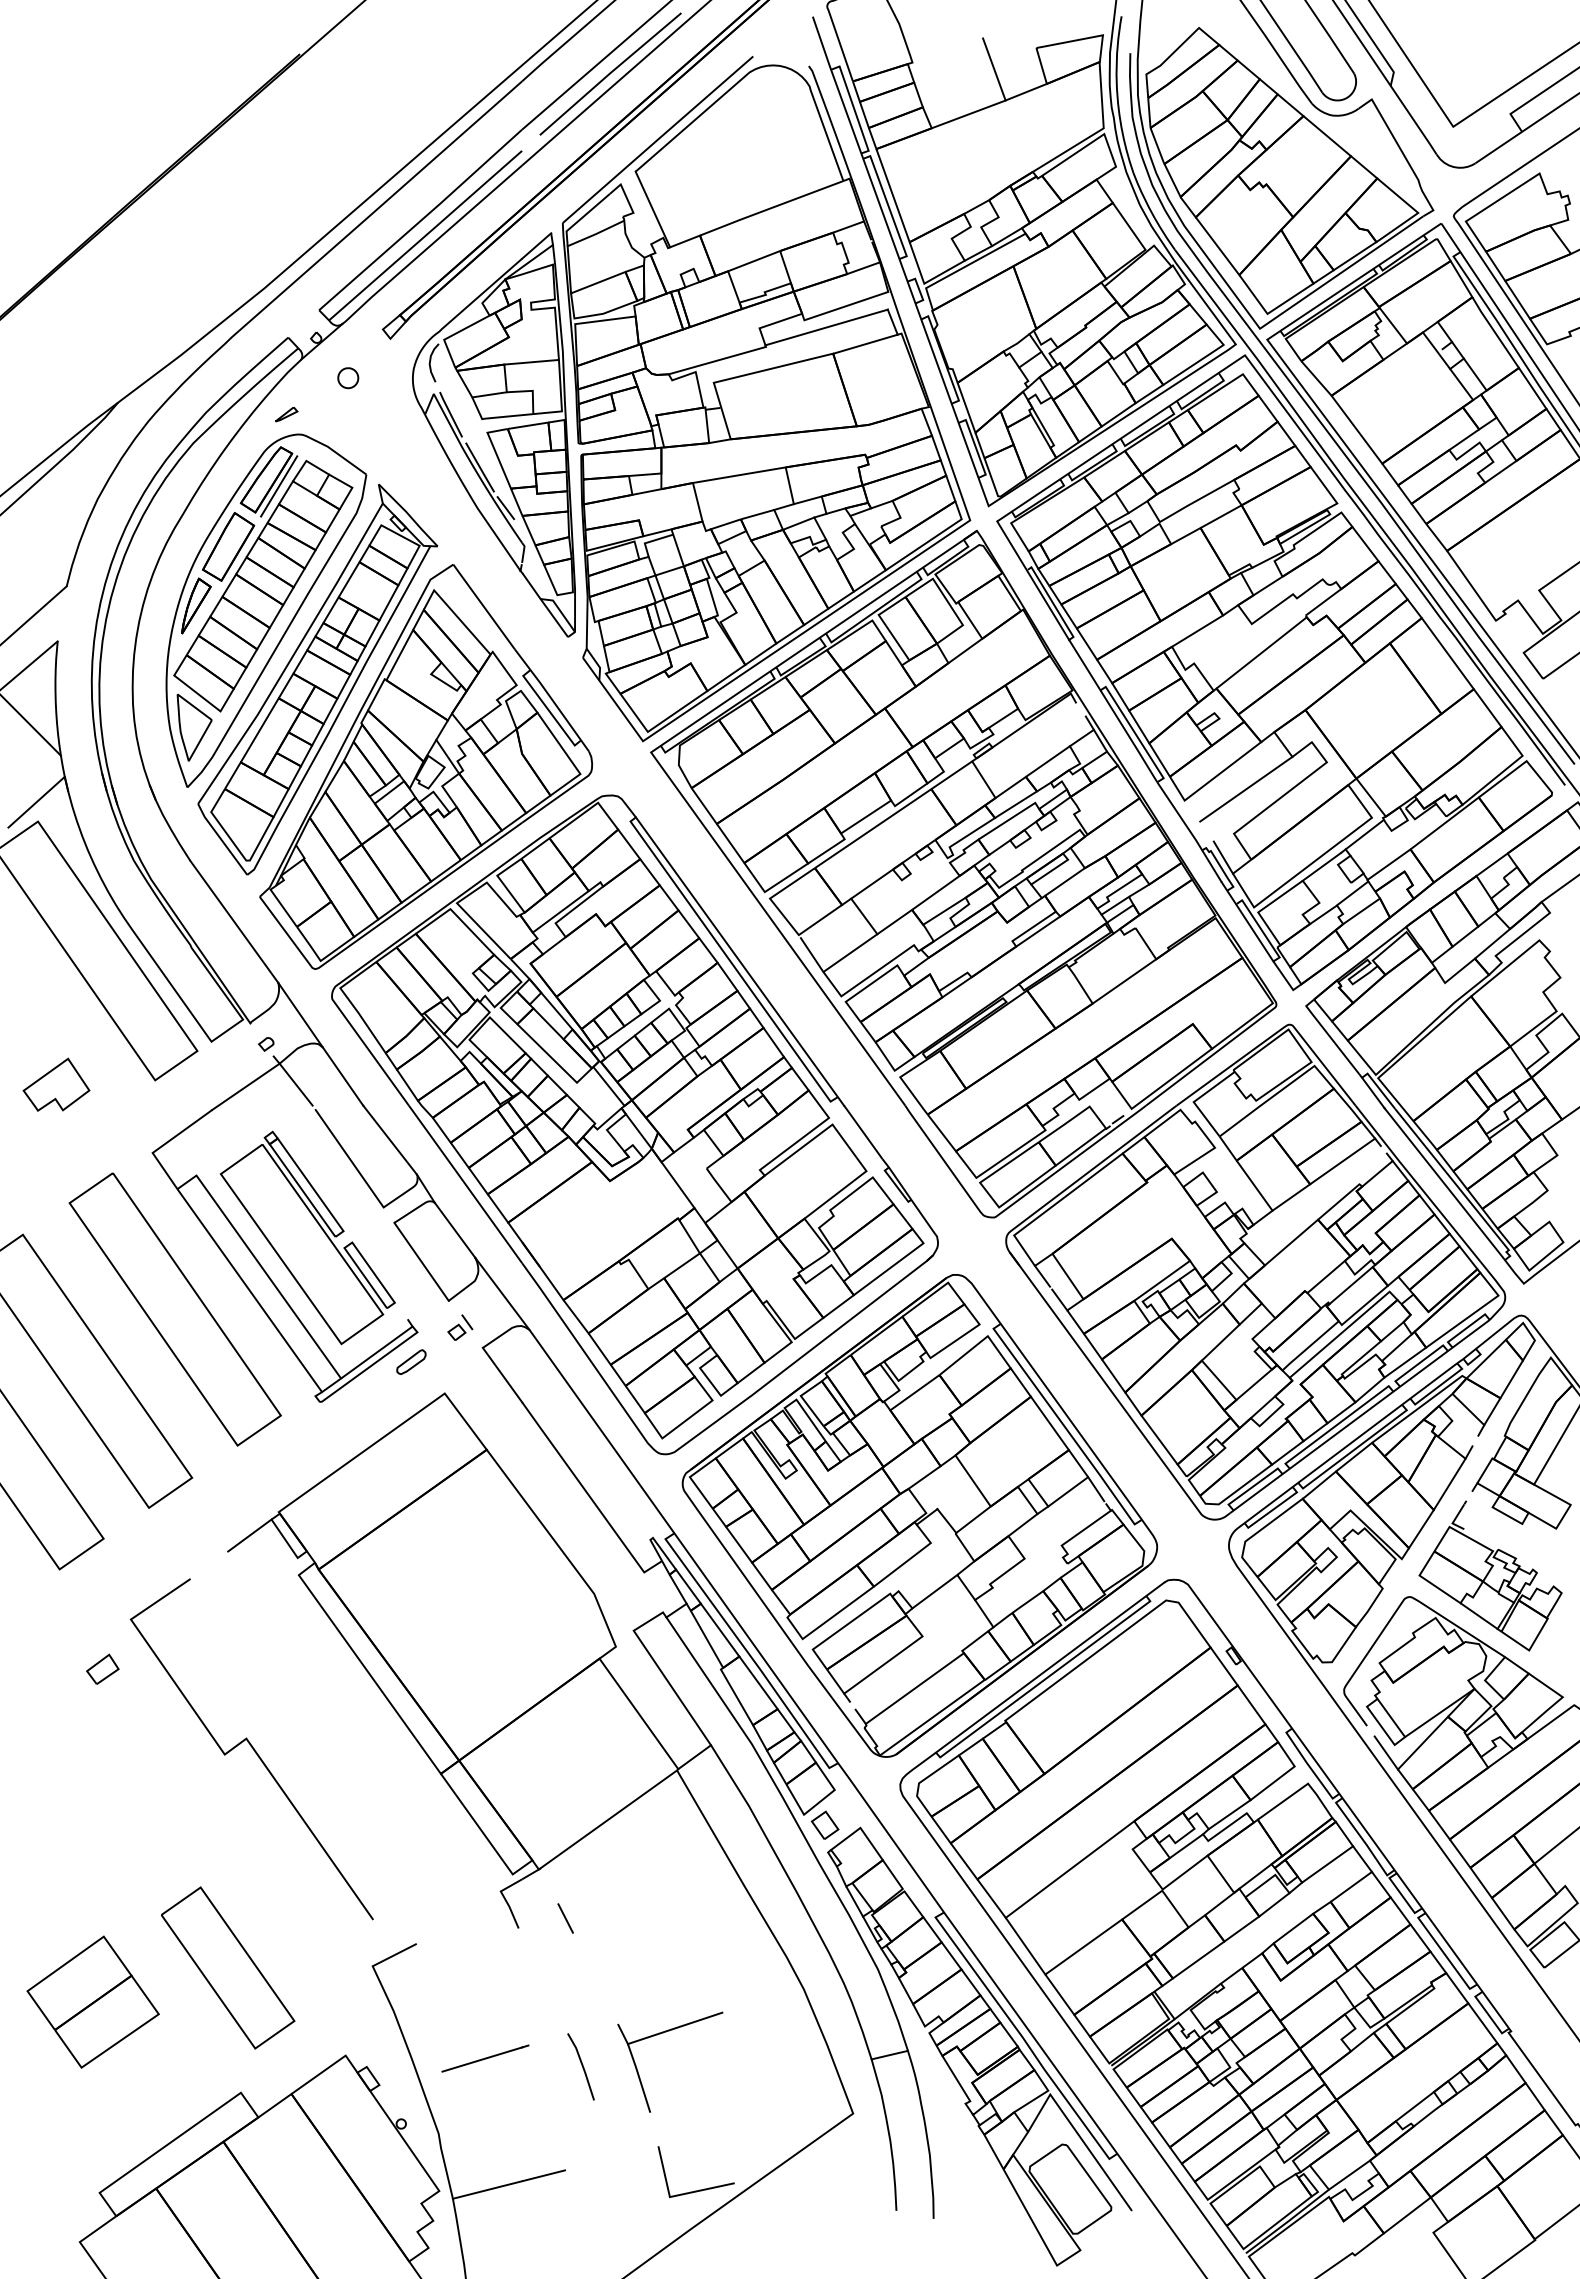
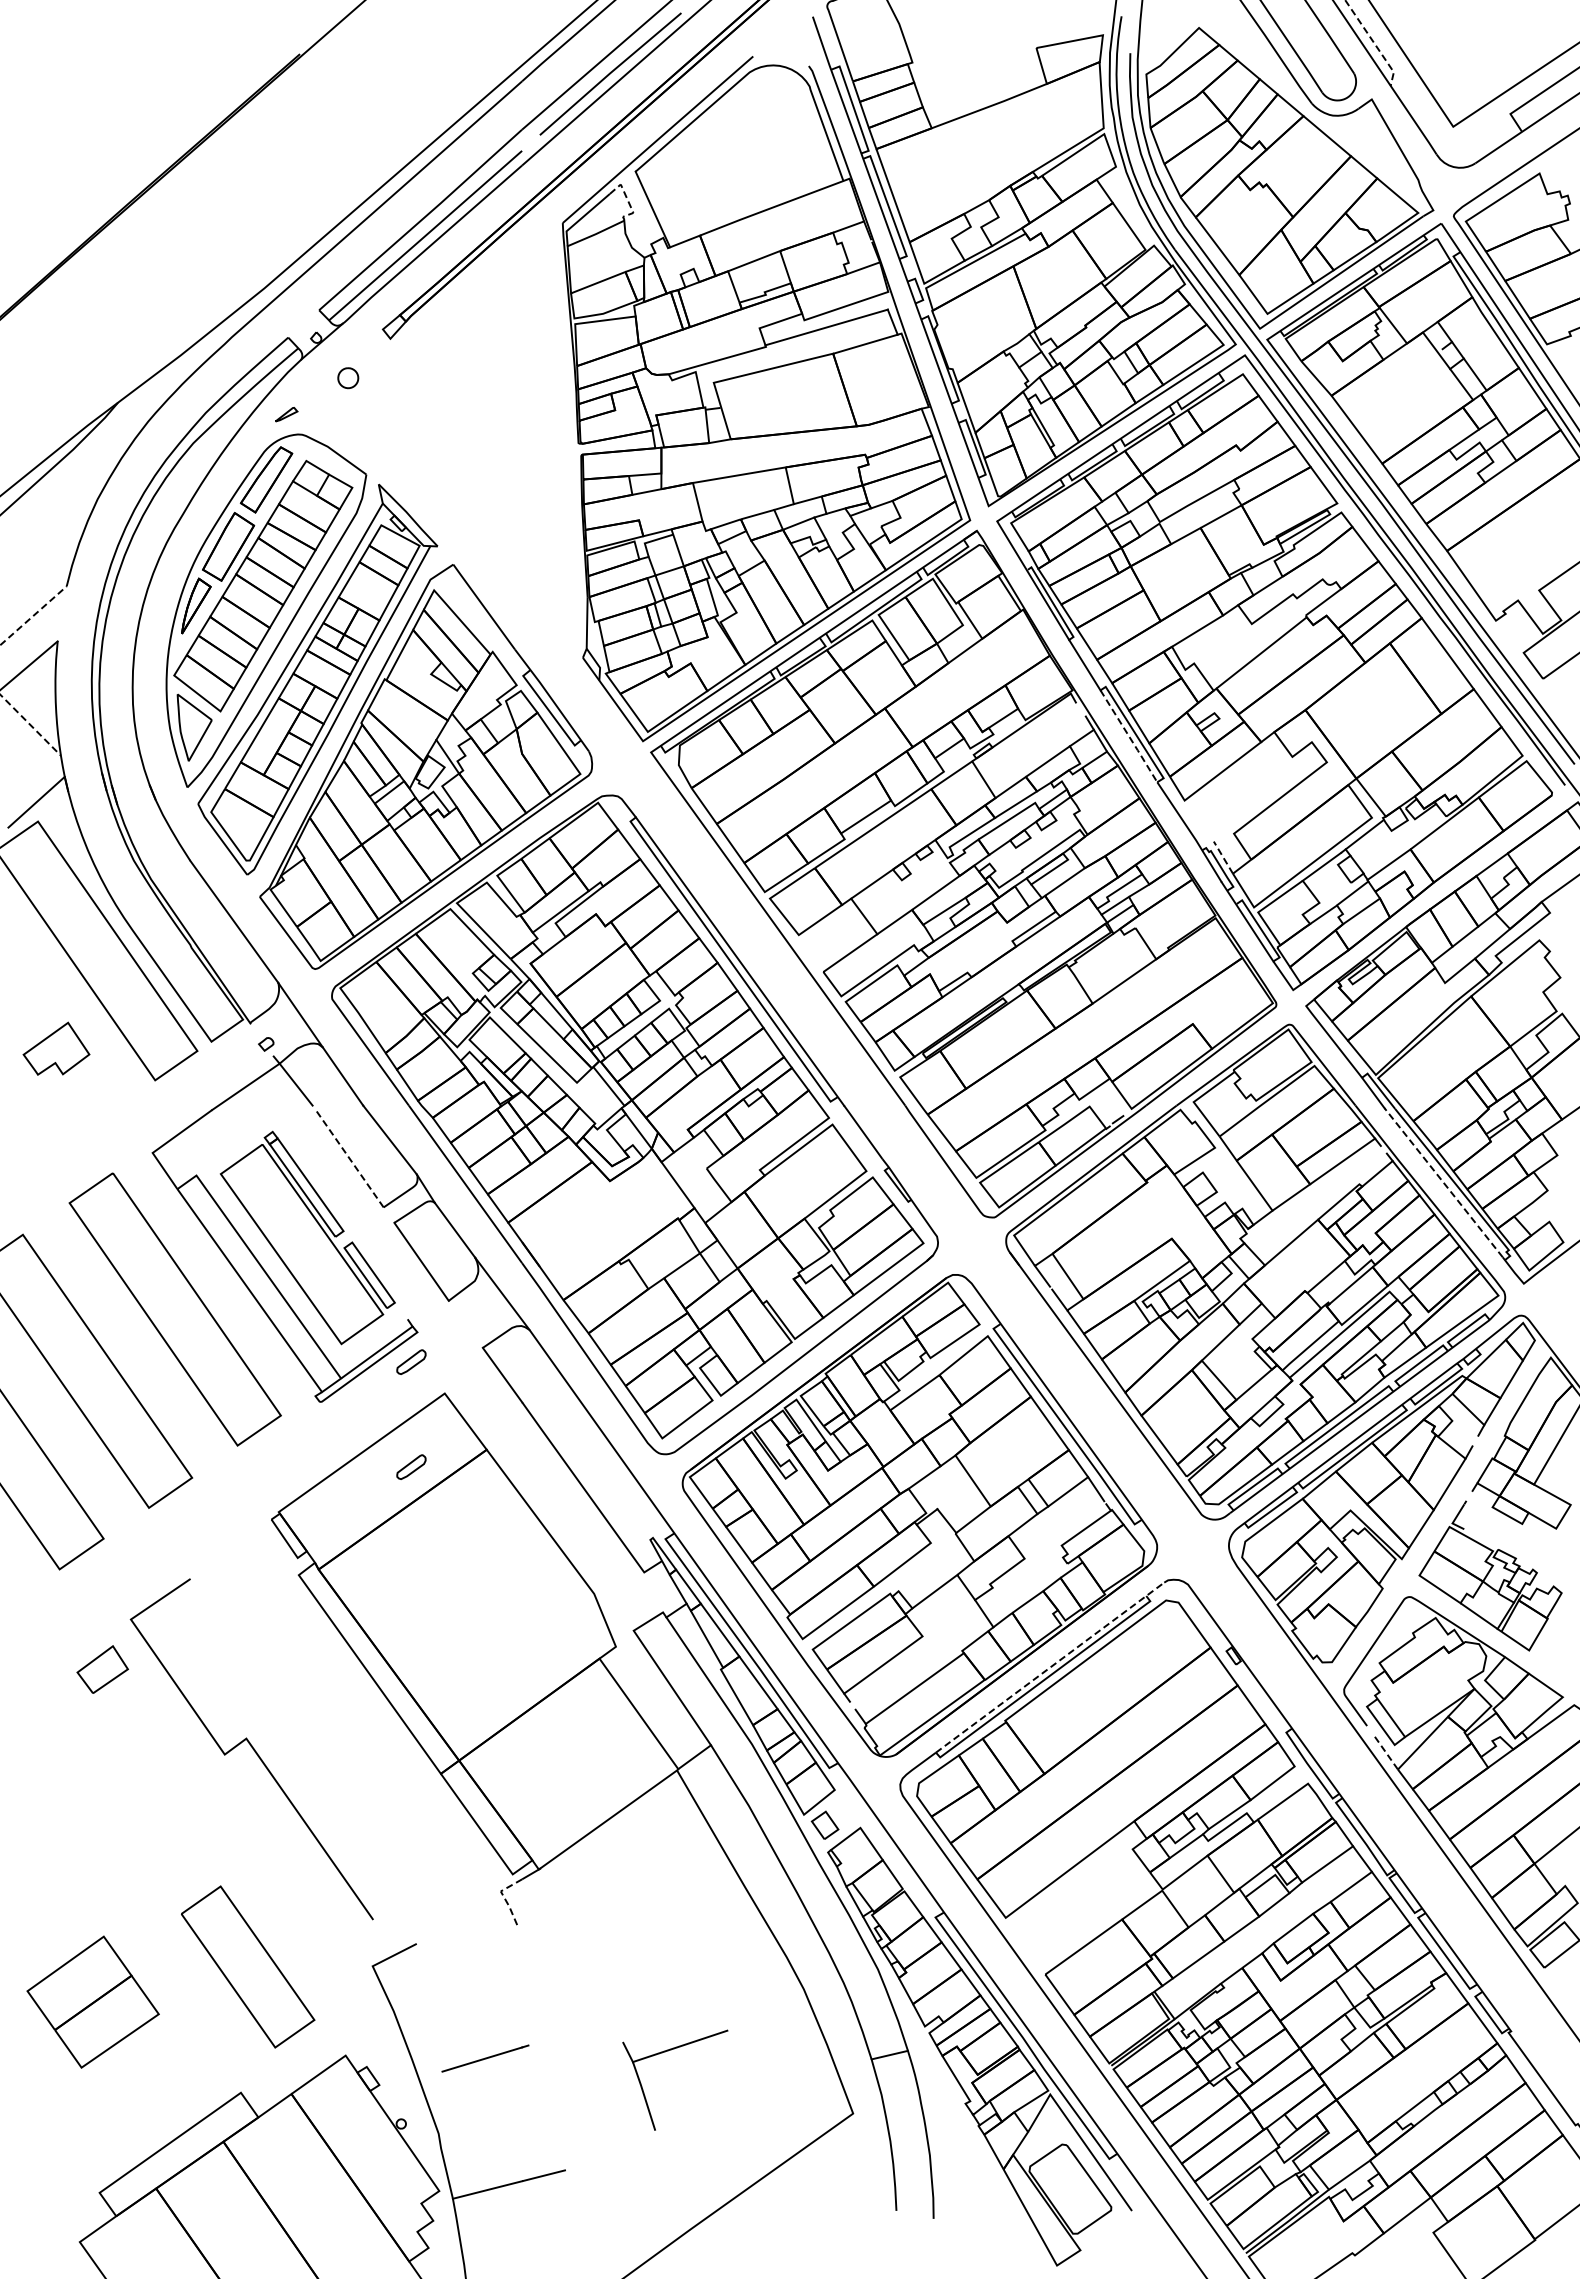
line: solid -> dashed (1374, 43)
line: present -> none (994, 69)
line: solid -> dashed (626, 197)
part: present -> none (493, 434)
line: present -> none (279, 486)
line: solid -> dashed (33, 615)
line: solid -> dashed (30, 725)
line: solid -> dashed (1129, 736)
line: present -> none (1246, 788)
line: solid -> dashed (1223, 857)
line: present -> none (811, 955)
part position: (56, 1084) -> (56, 1048) (56, 1048)
line: solid -> dashed (349, 1158)
line: solid -> dashed (1443, 1182)
part: present -> none (460, 1327)
part: none -> present (411, 1466)
line: present -> none (249, 1535)
line: solid -> dashed (1050, 1667)
part size: 34x32 px -> 53x49 px (102, 1669)
line: solid -> dashed (1386, 1752)
line: solid -> dashed (505, 1899)
line: present -> none (565, 1918)
line: present -> none (1025, 1945)
part position: (228, 1967) -> (248, 1966) (248, 1966)
part position: (660, 2034) -> (665, 2052) (665, 2052)
line: present -> none (581, 2065)
line: present -> none (699, 2189)
